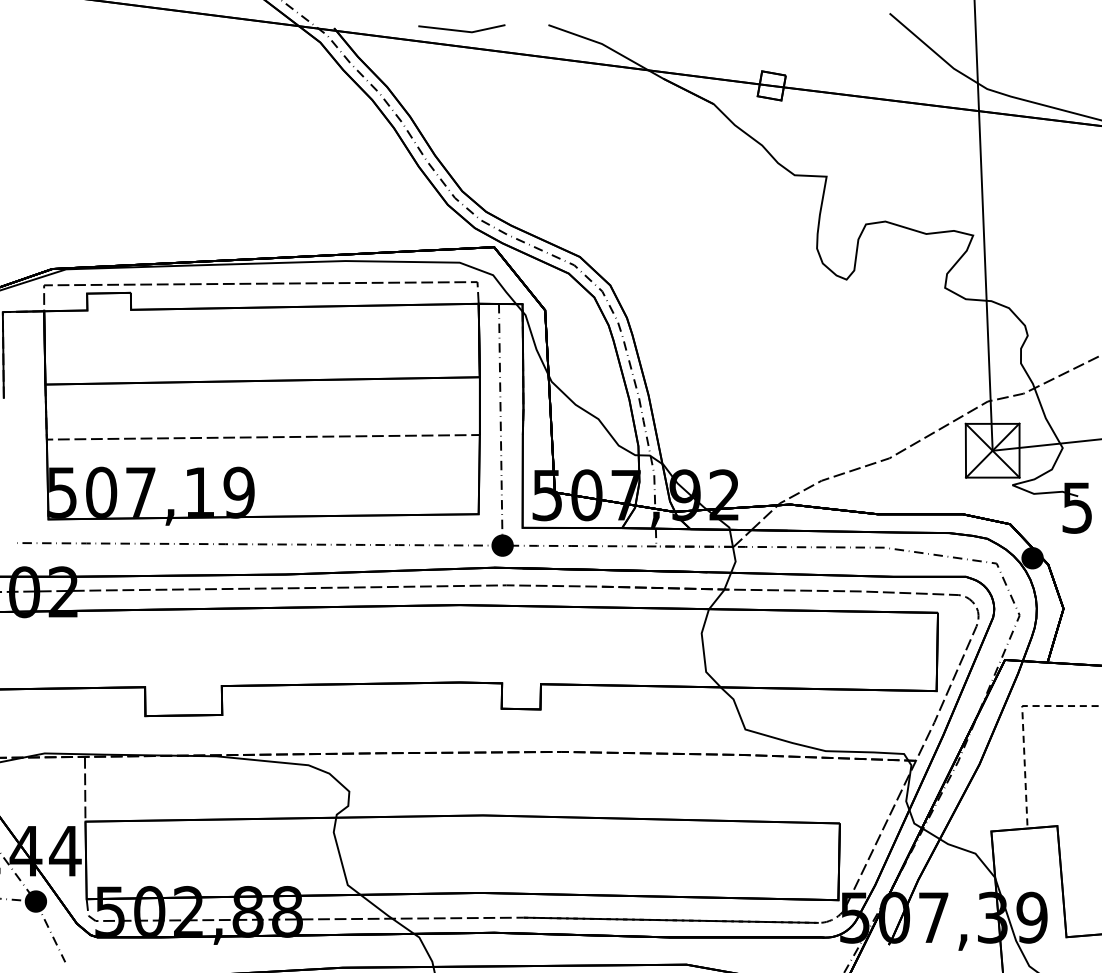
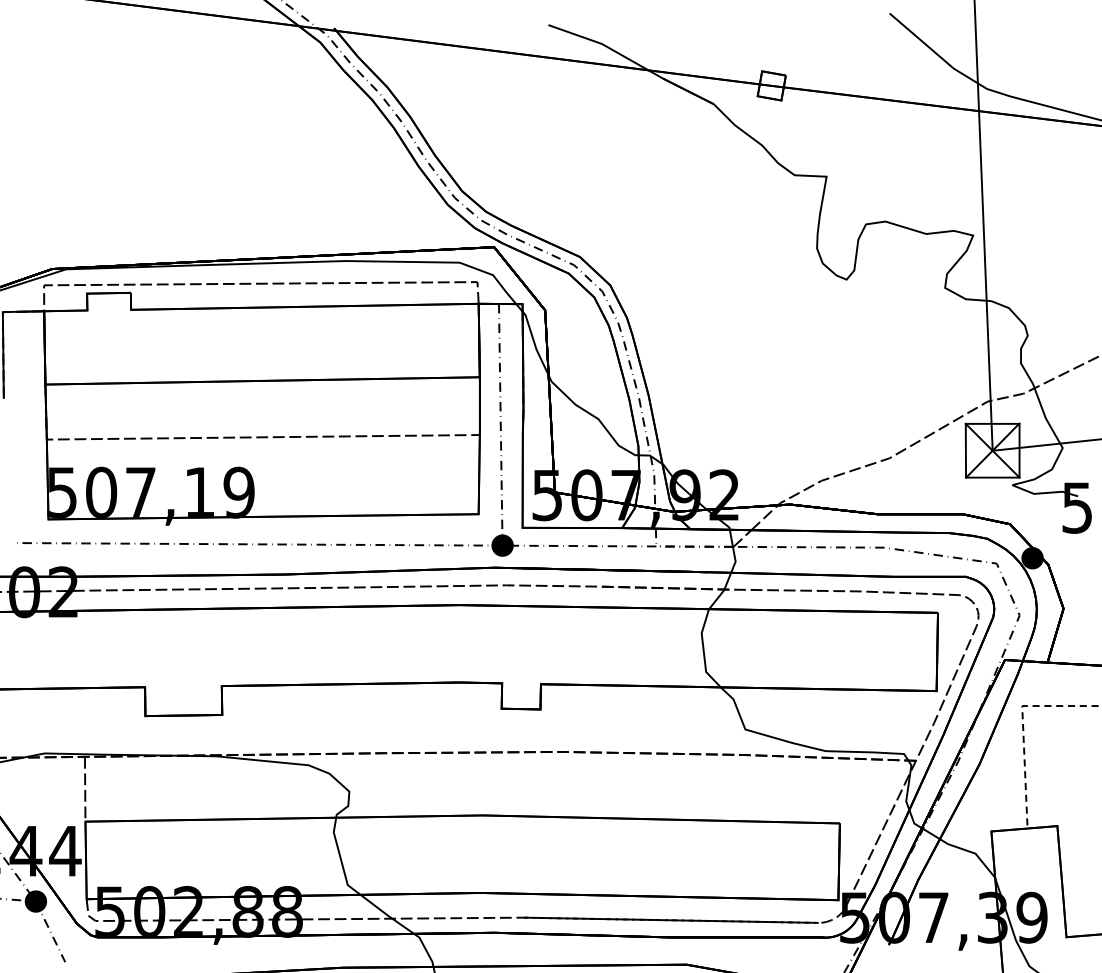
line: present -> none (461, 30)
